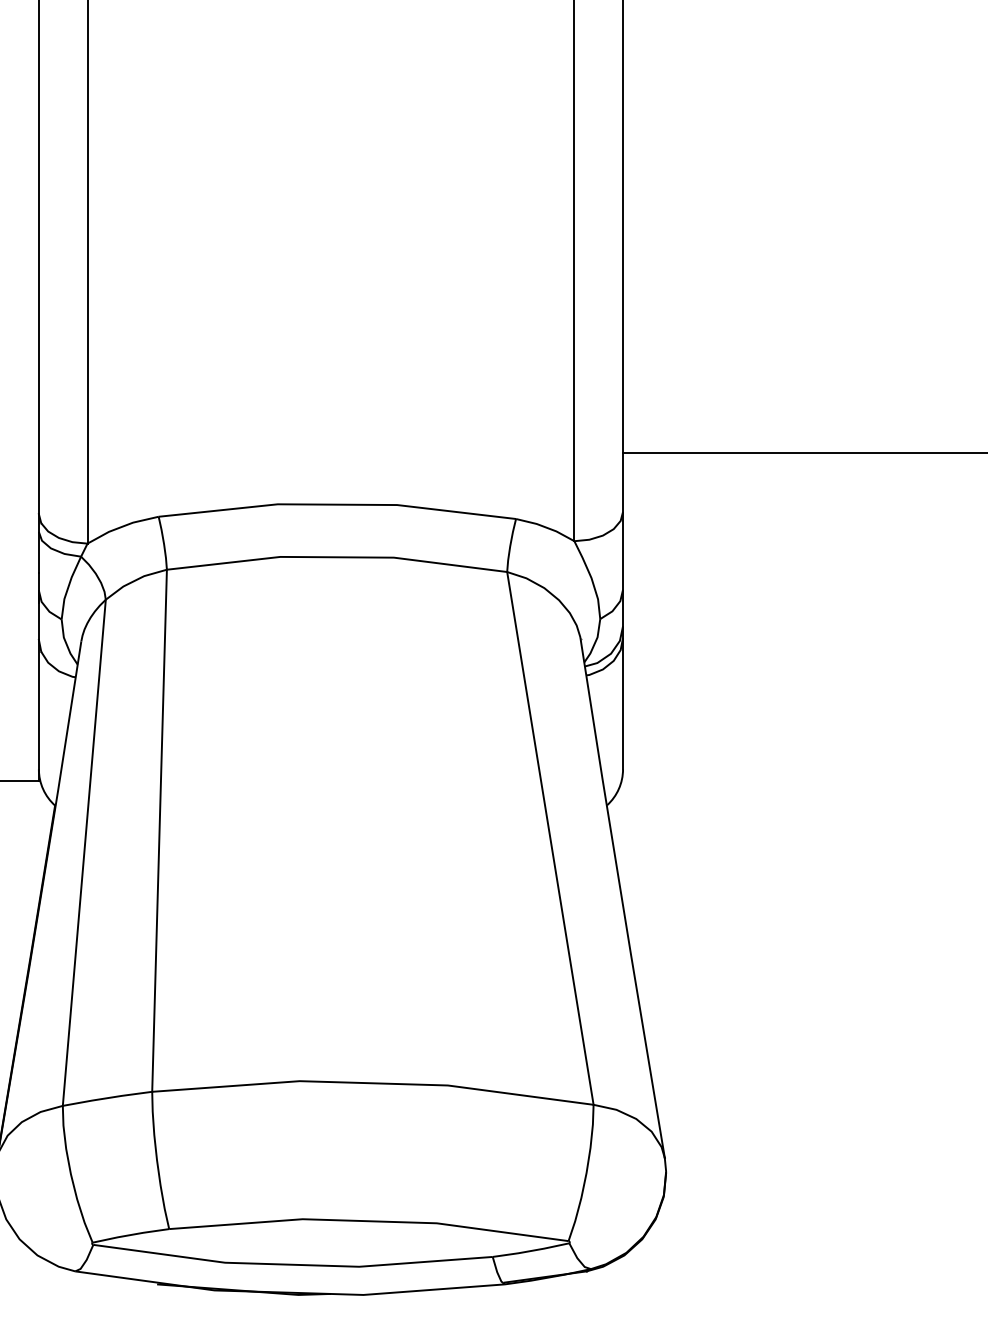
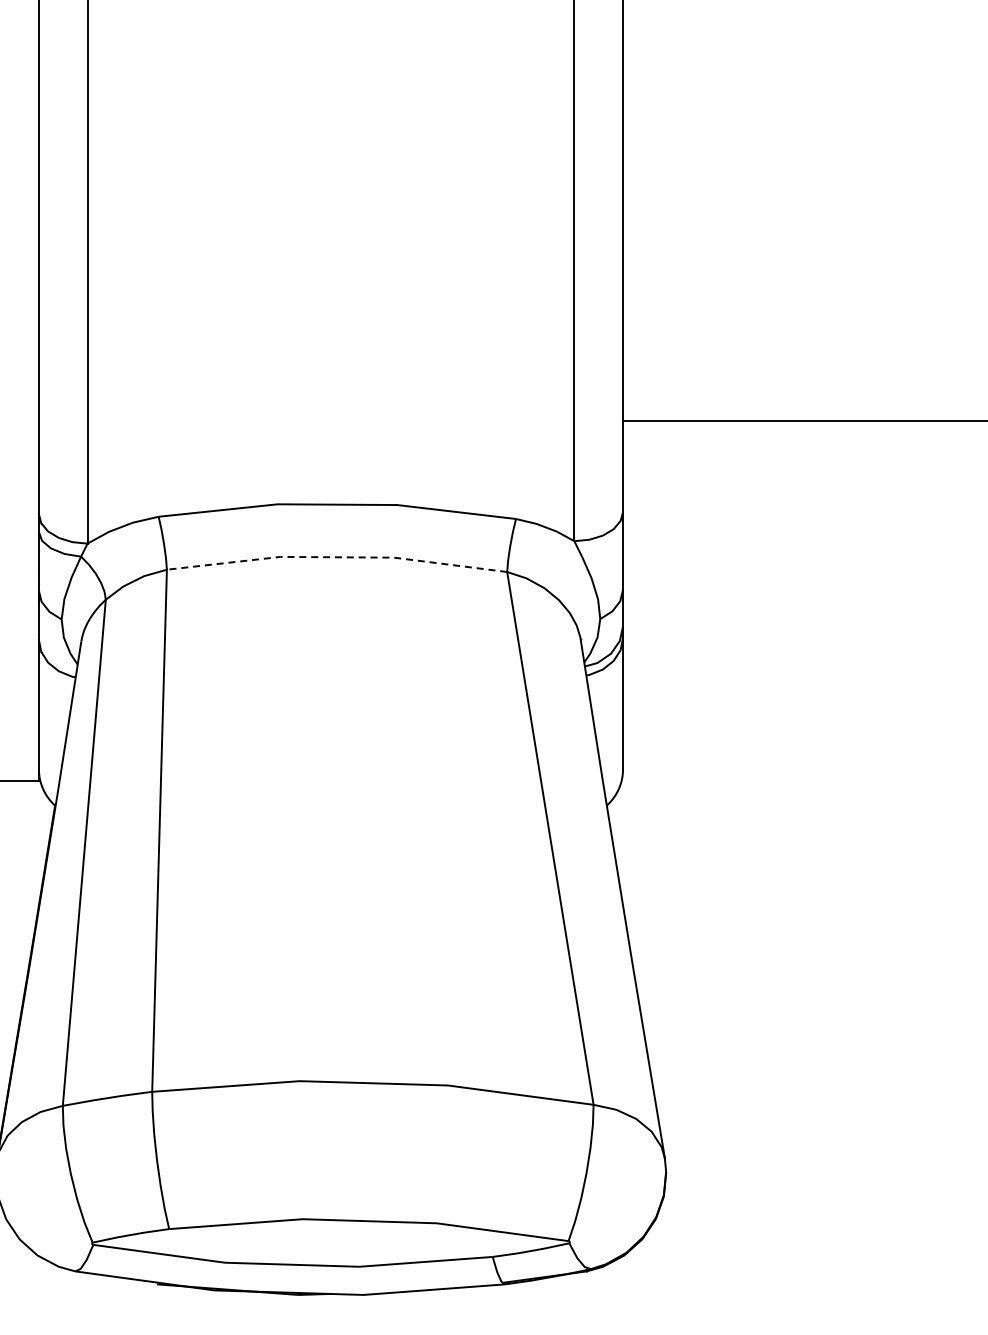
line position: (803, 452) -> (803, 420) (803, 420)
line: solid -> dashed (337, 557)
